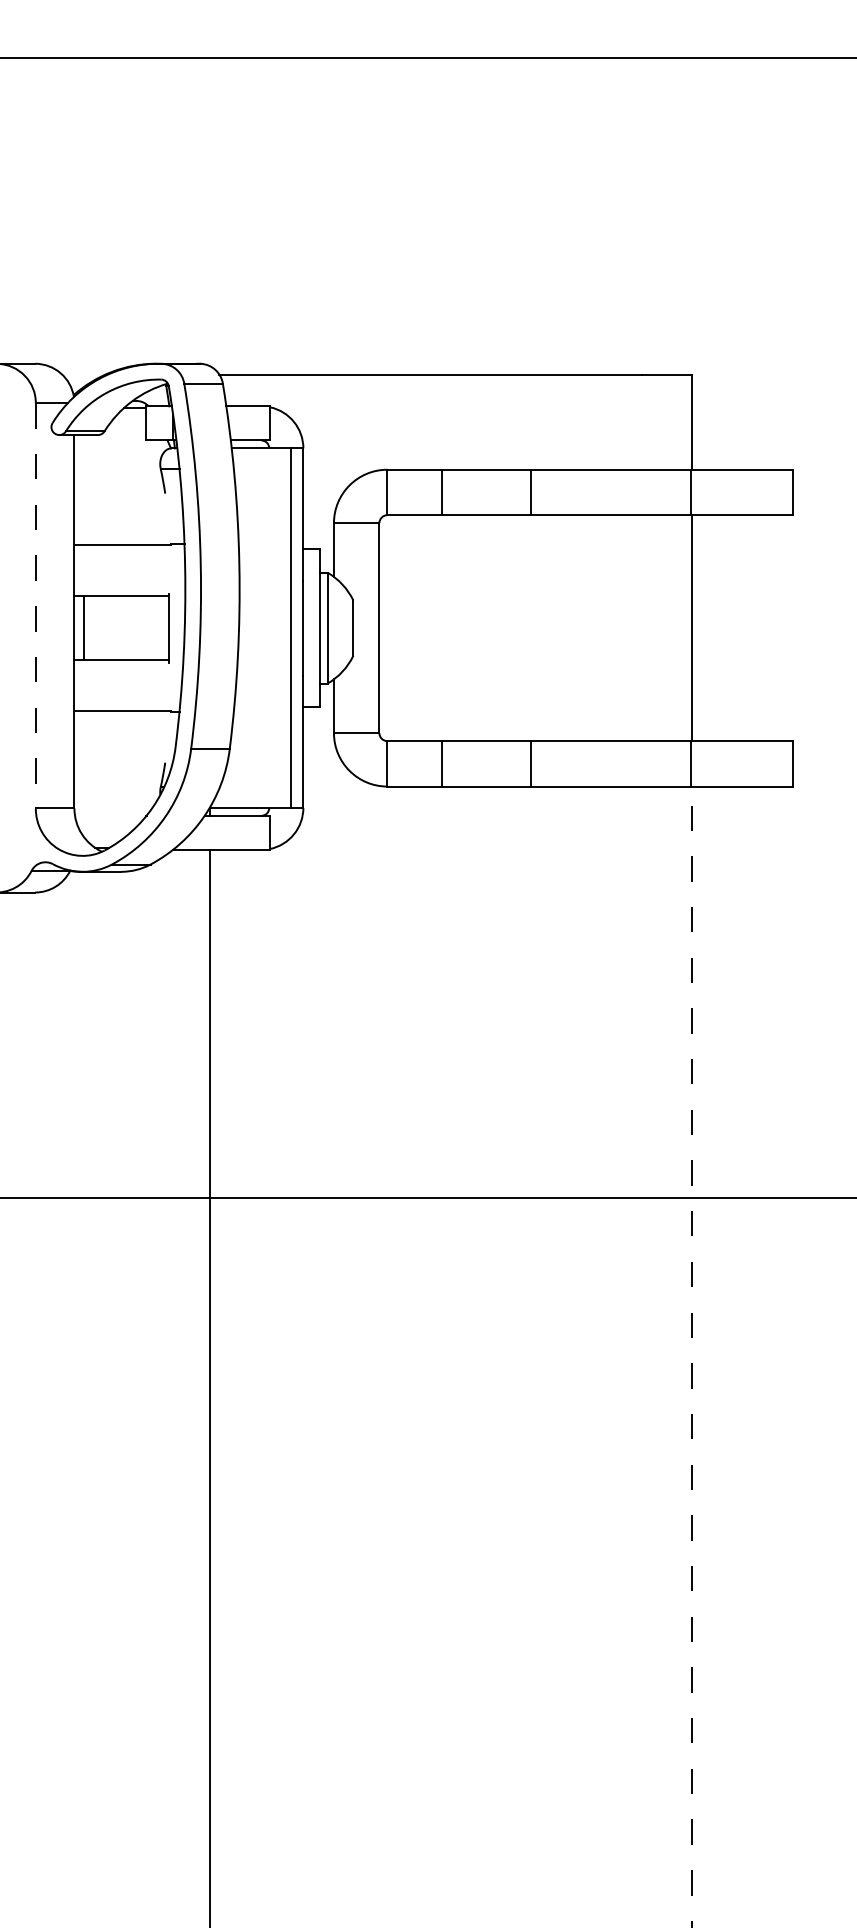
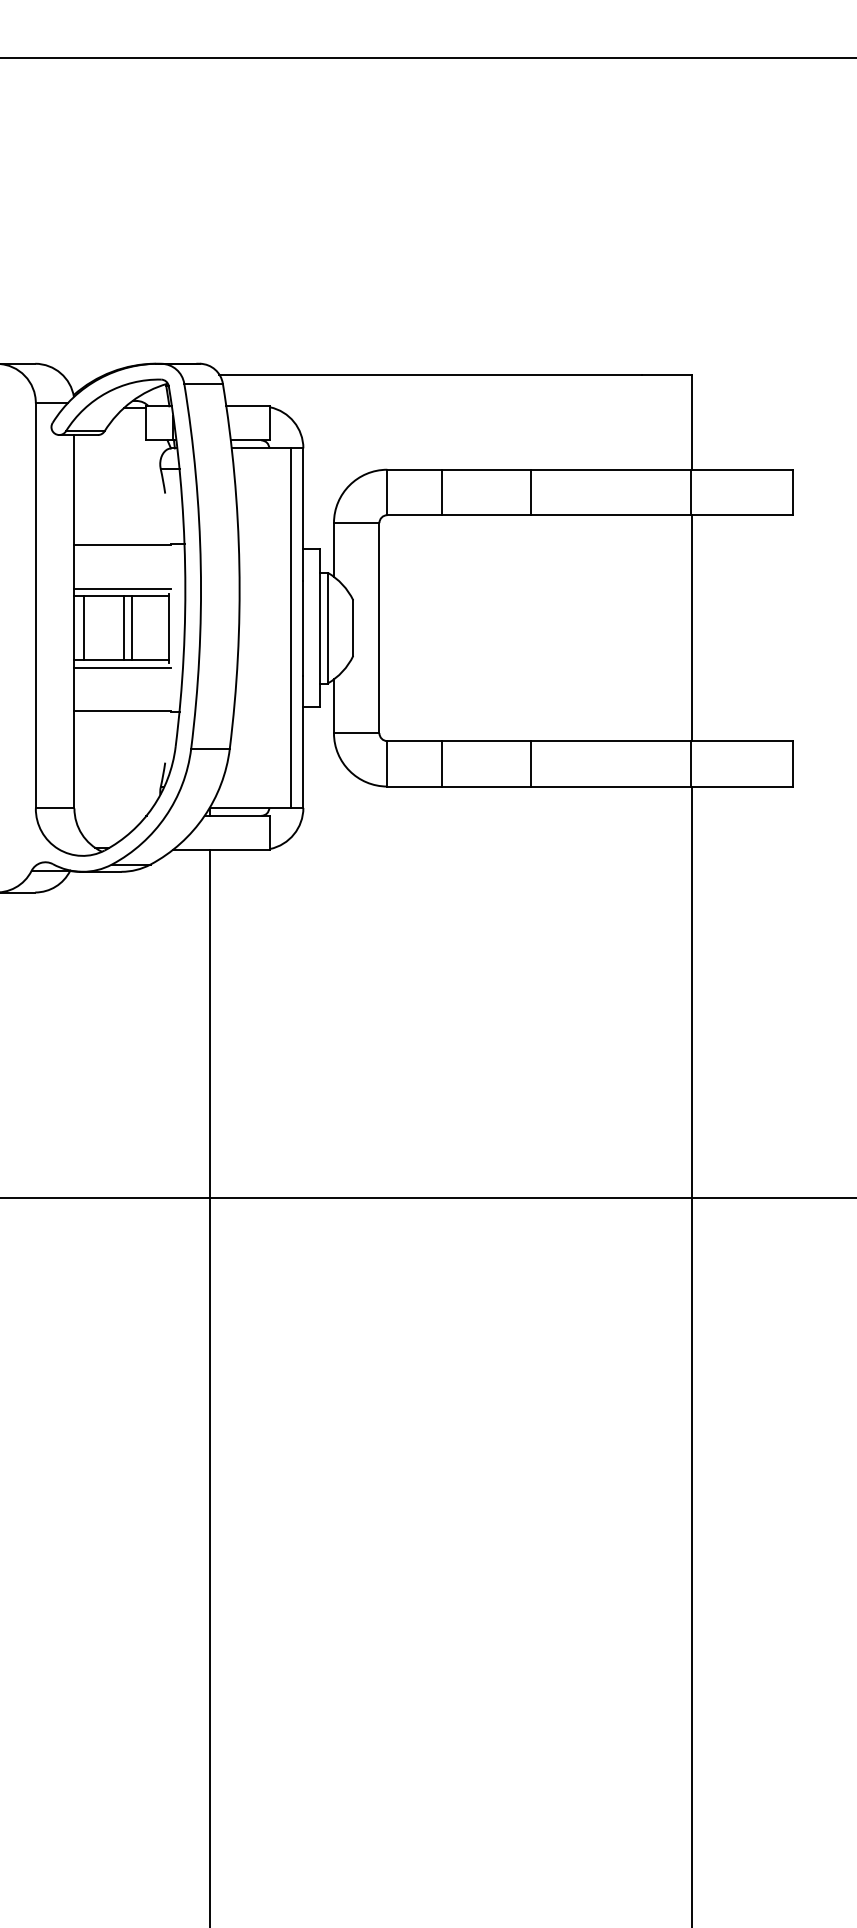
line: none -> present (122, 588)
line: dashed -> solid (35, 605)
line: none -> present (124, 627)
line: none -> present (131, 627)
line: none -> present (122, 667)
line: dashed -> solid (692, 1356)
